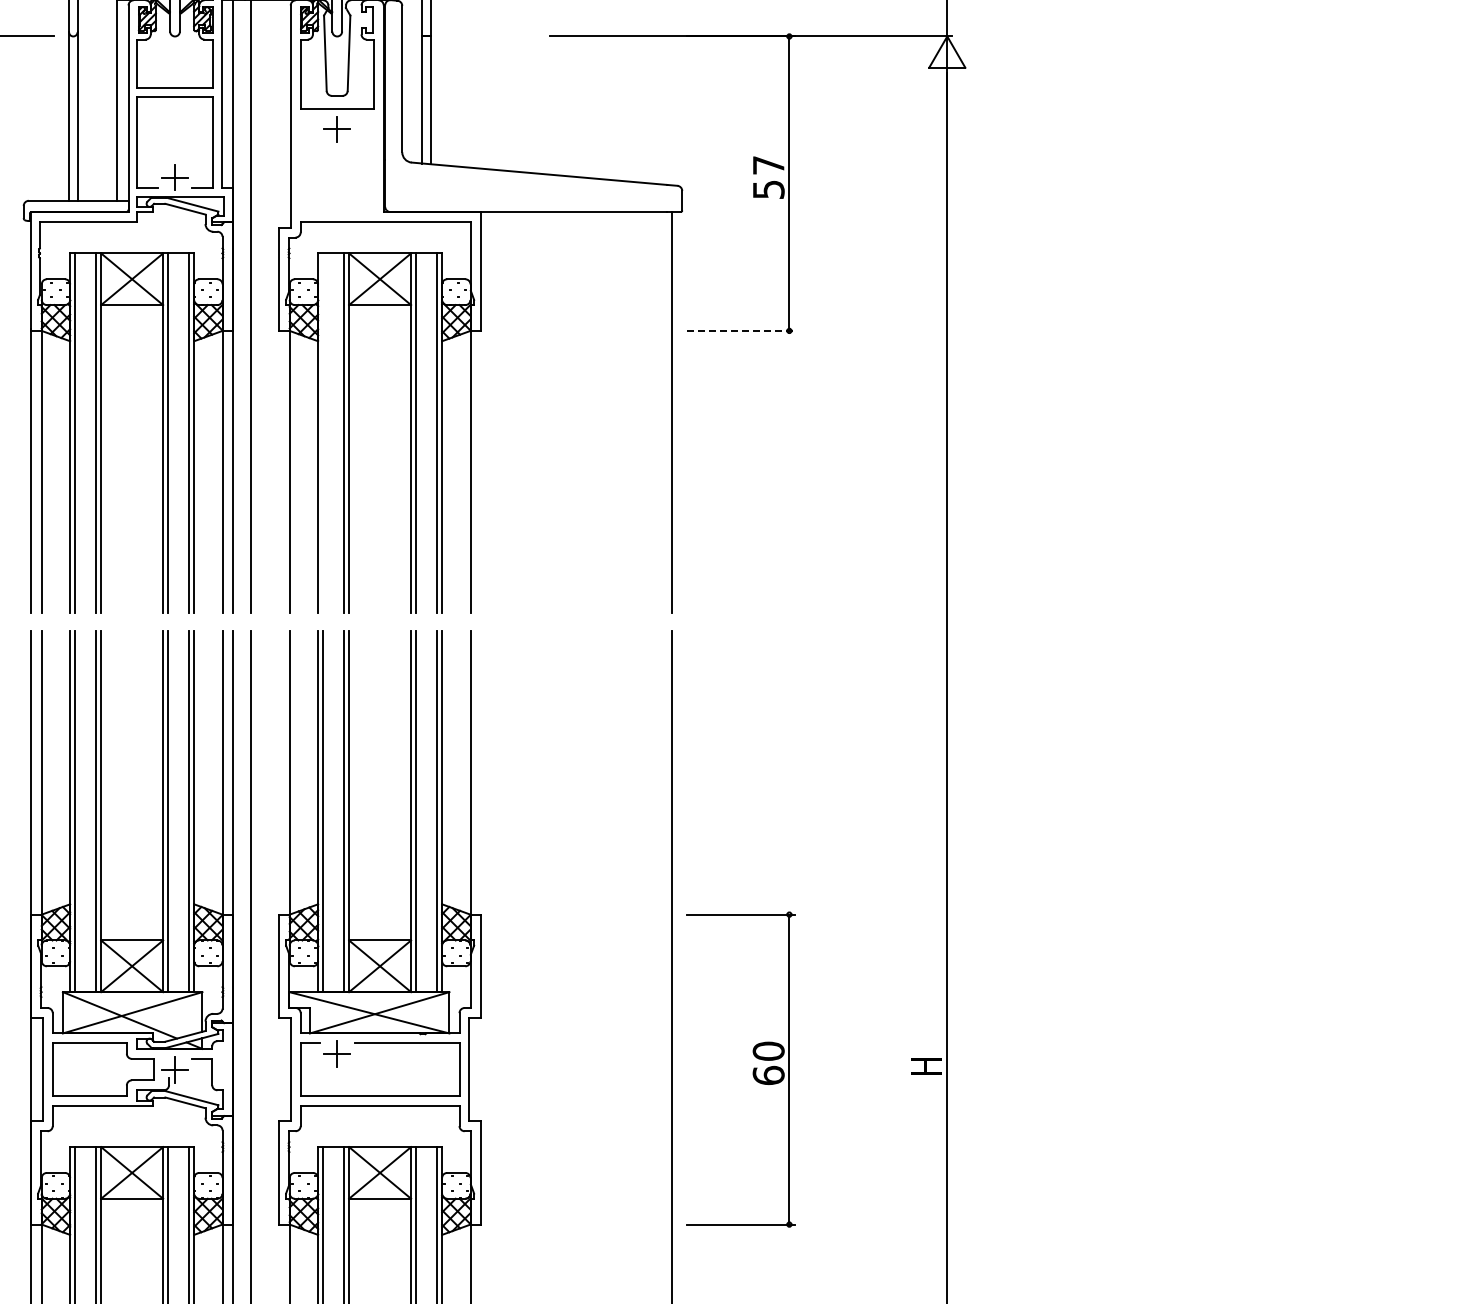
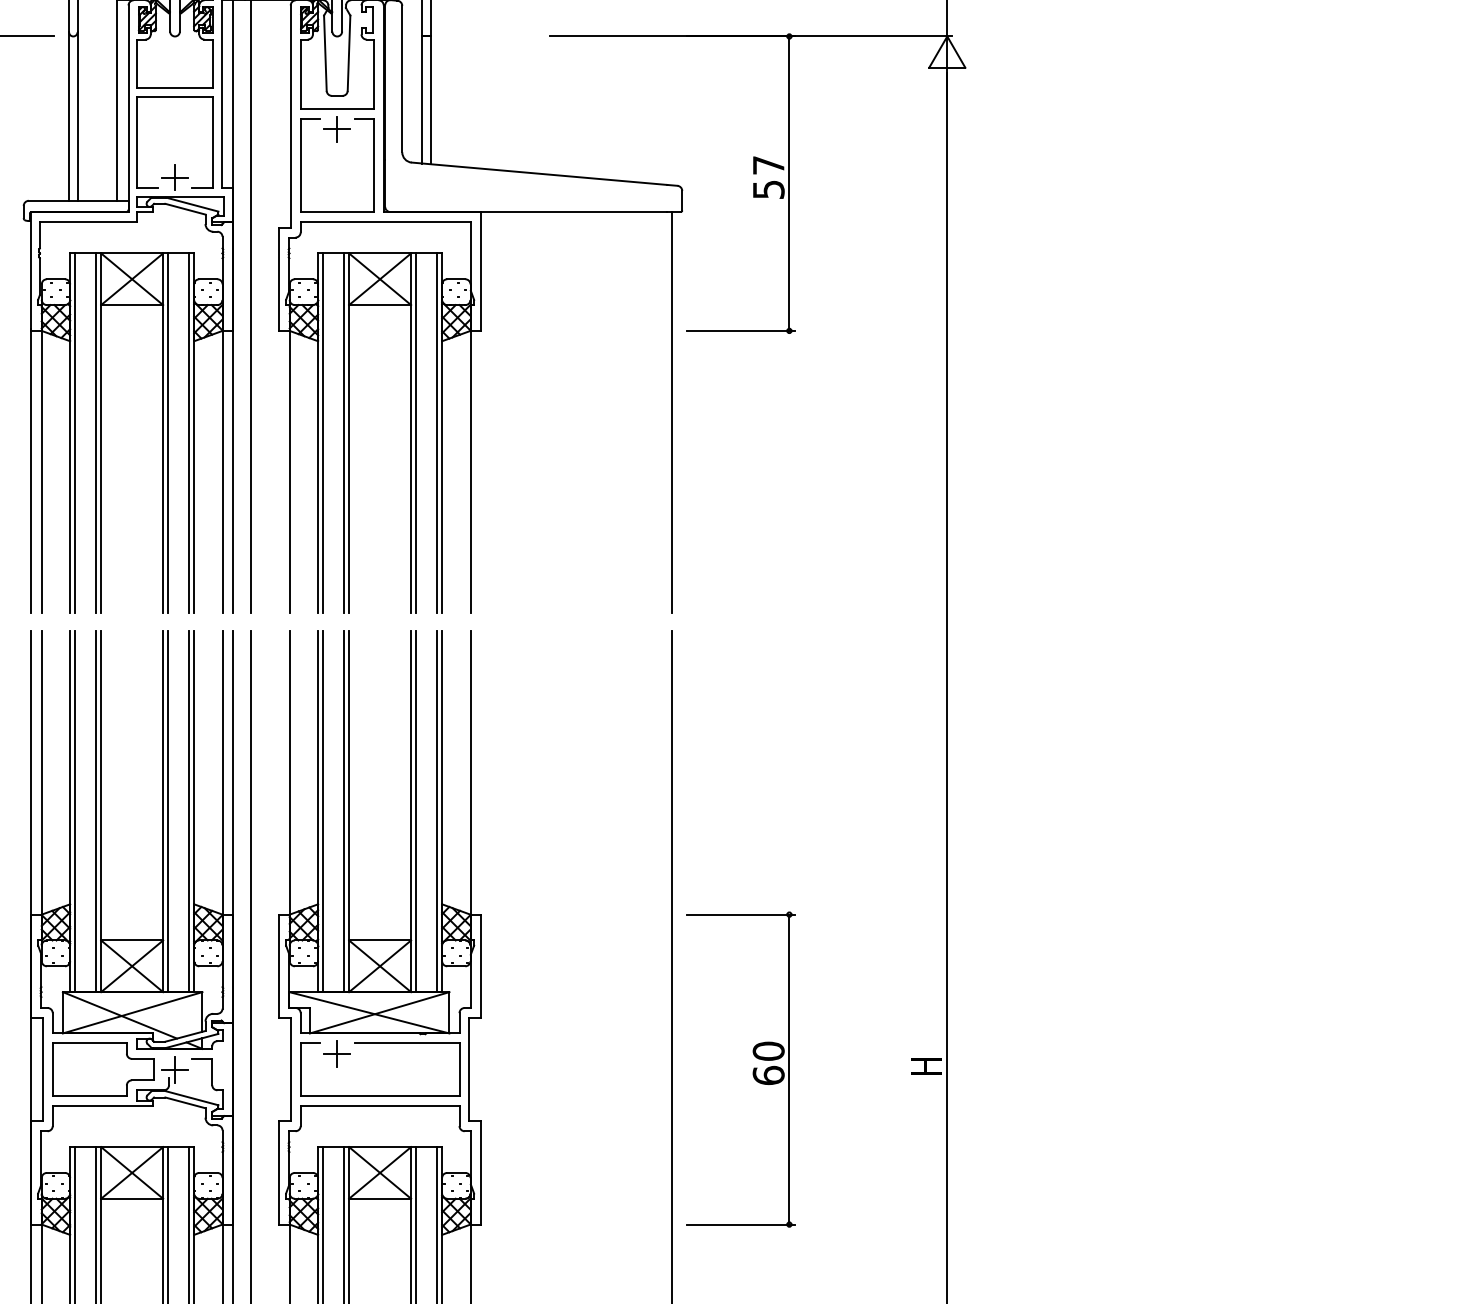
part: none -> present (301, 165)
line: dashed -> solid (741, 330)
line: none -> present (323, 432)
